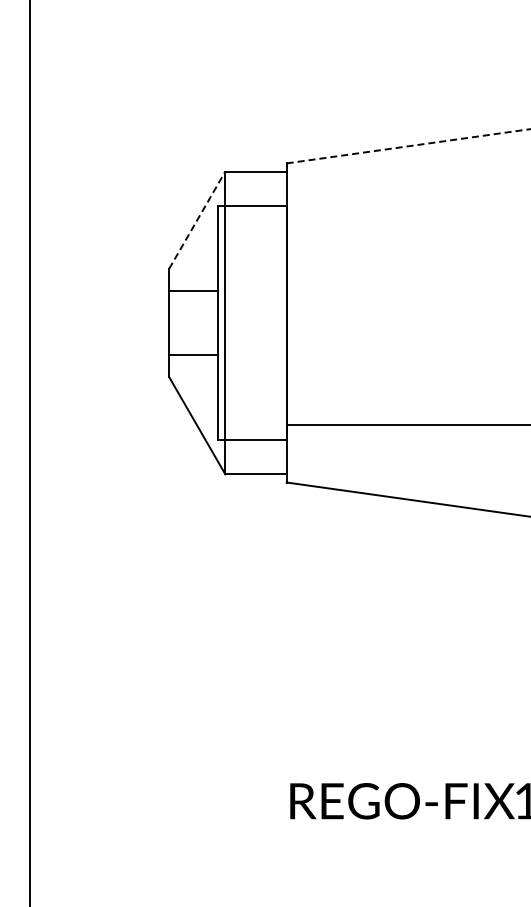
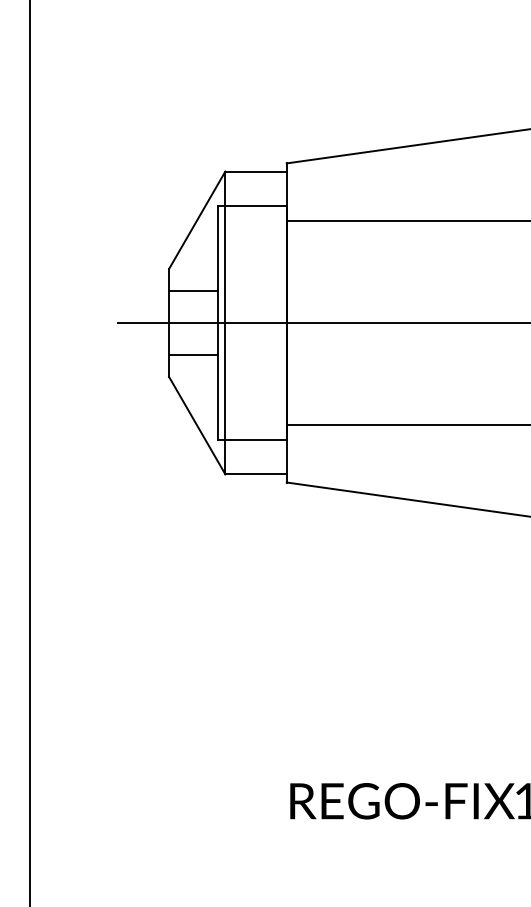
line: dashed -> solid (408, 146)
line: dashed -> solid (197, 219)
line: none -> present (406, 220)
line: none -> present (322, 322)
